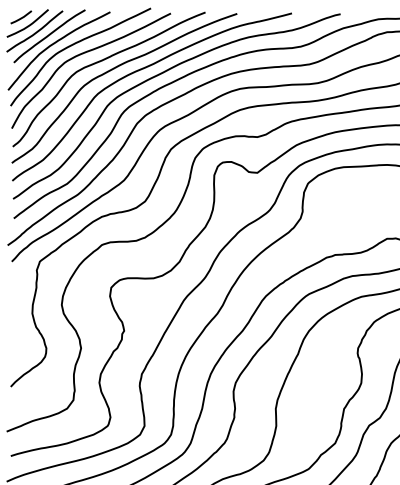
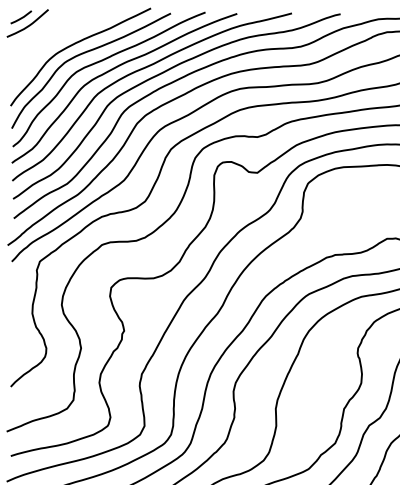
part: present -> none (54, 44)
